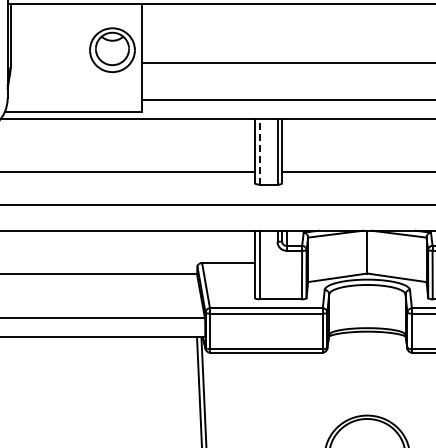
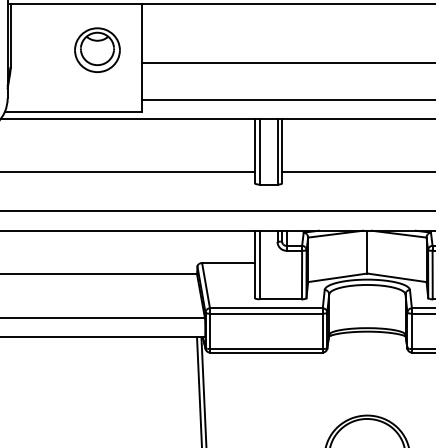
part position: (112, 49) -> (97, 49) (97, 49)
line: dashed -> solid (259, 151)
line position: (217, 205) -> (217, 211) (217, 211)
